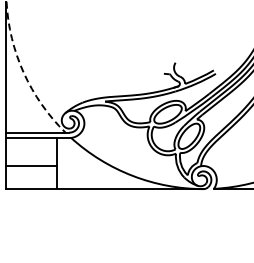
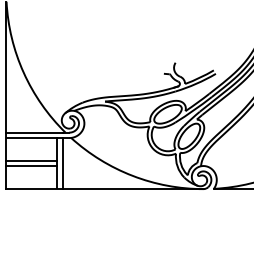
arc: dashed -> solid (23, 72)
line: none -> present (31, 160)
line: none -> present (62, 163)
